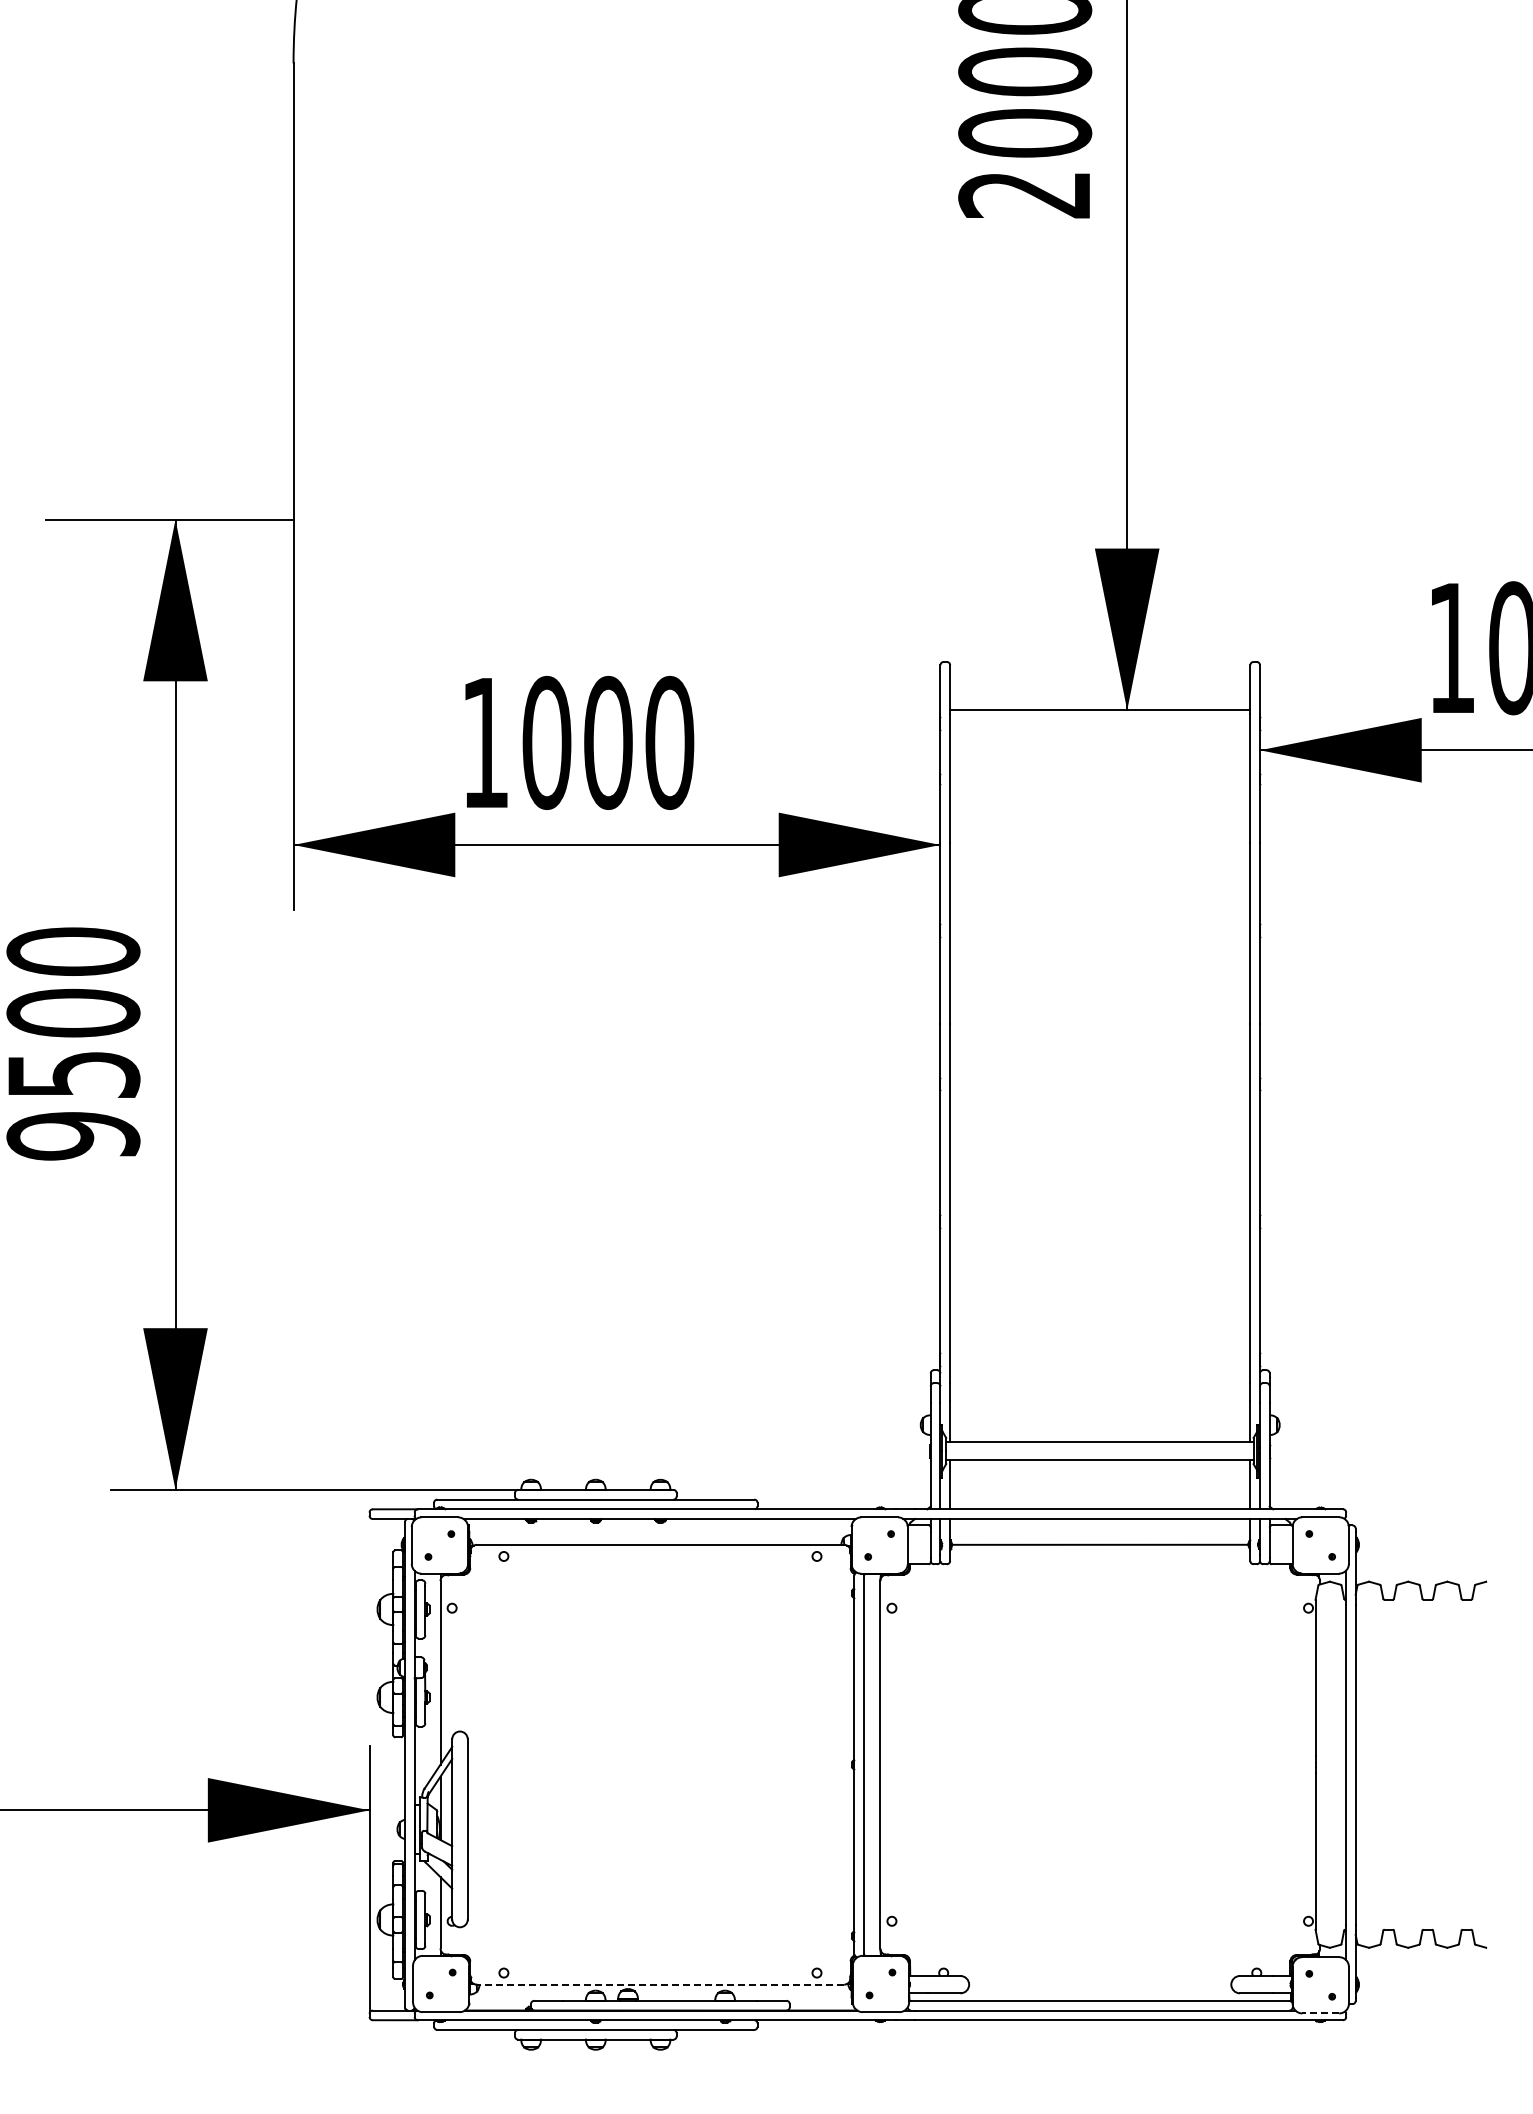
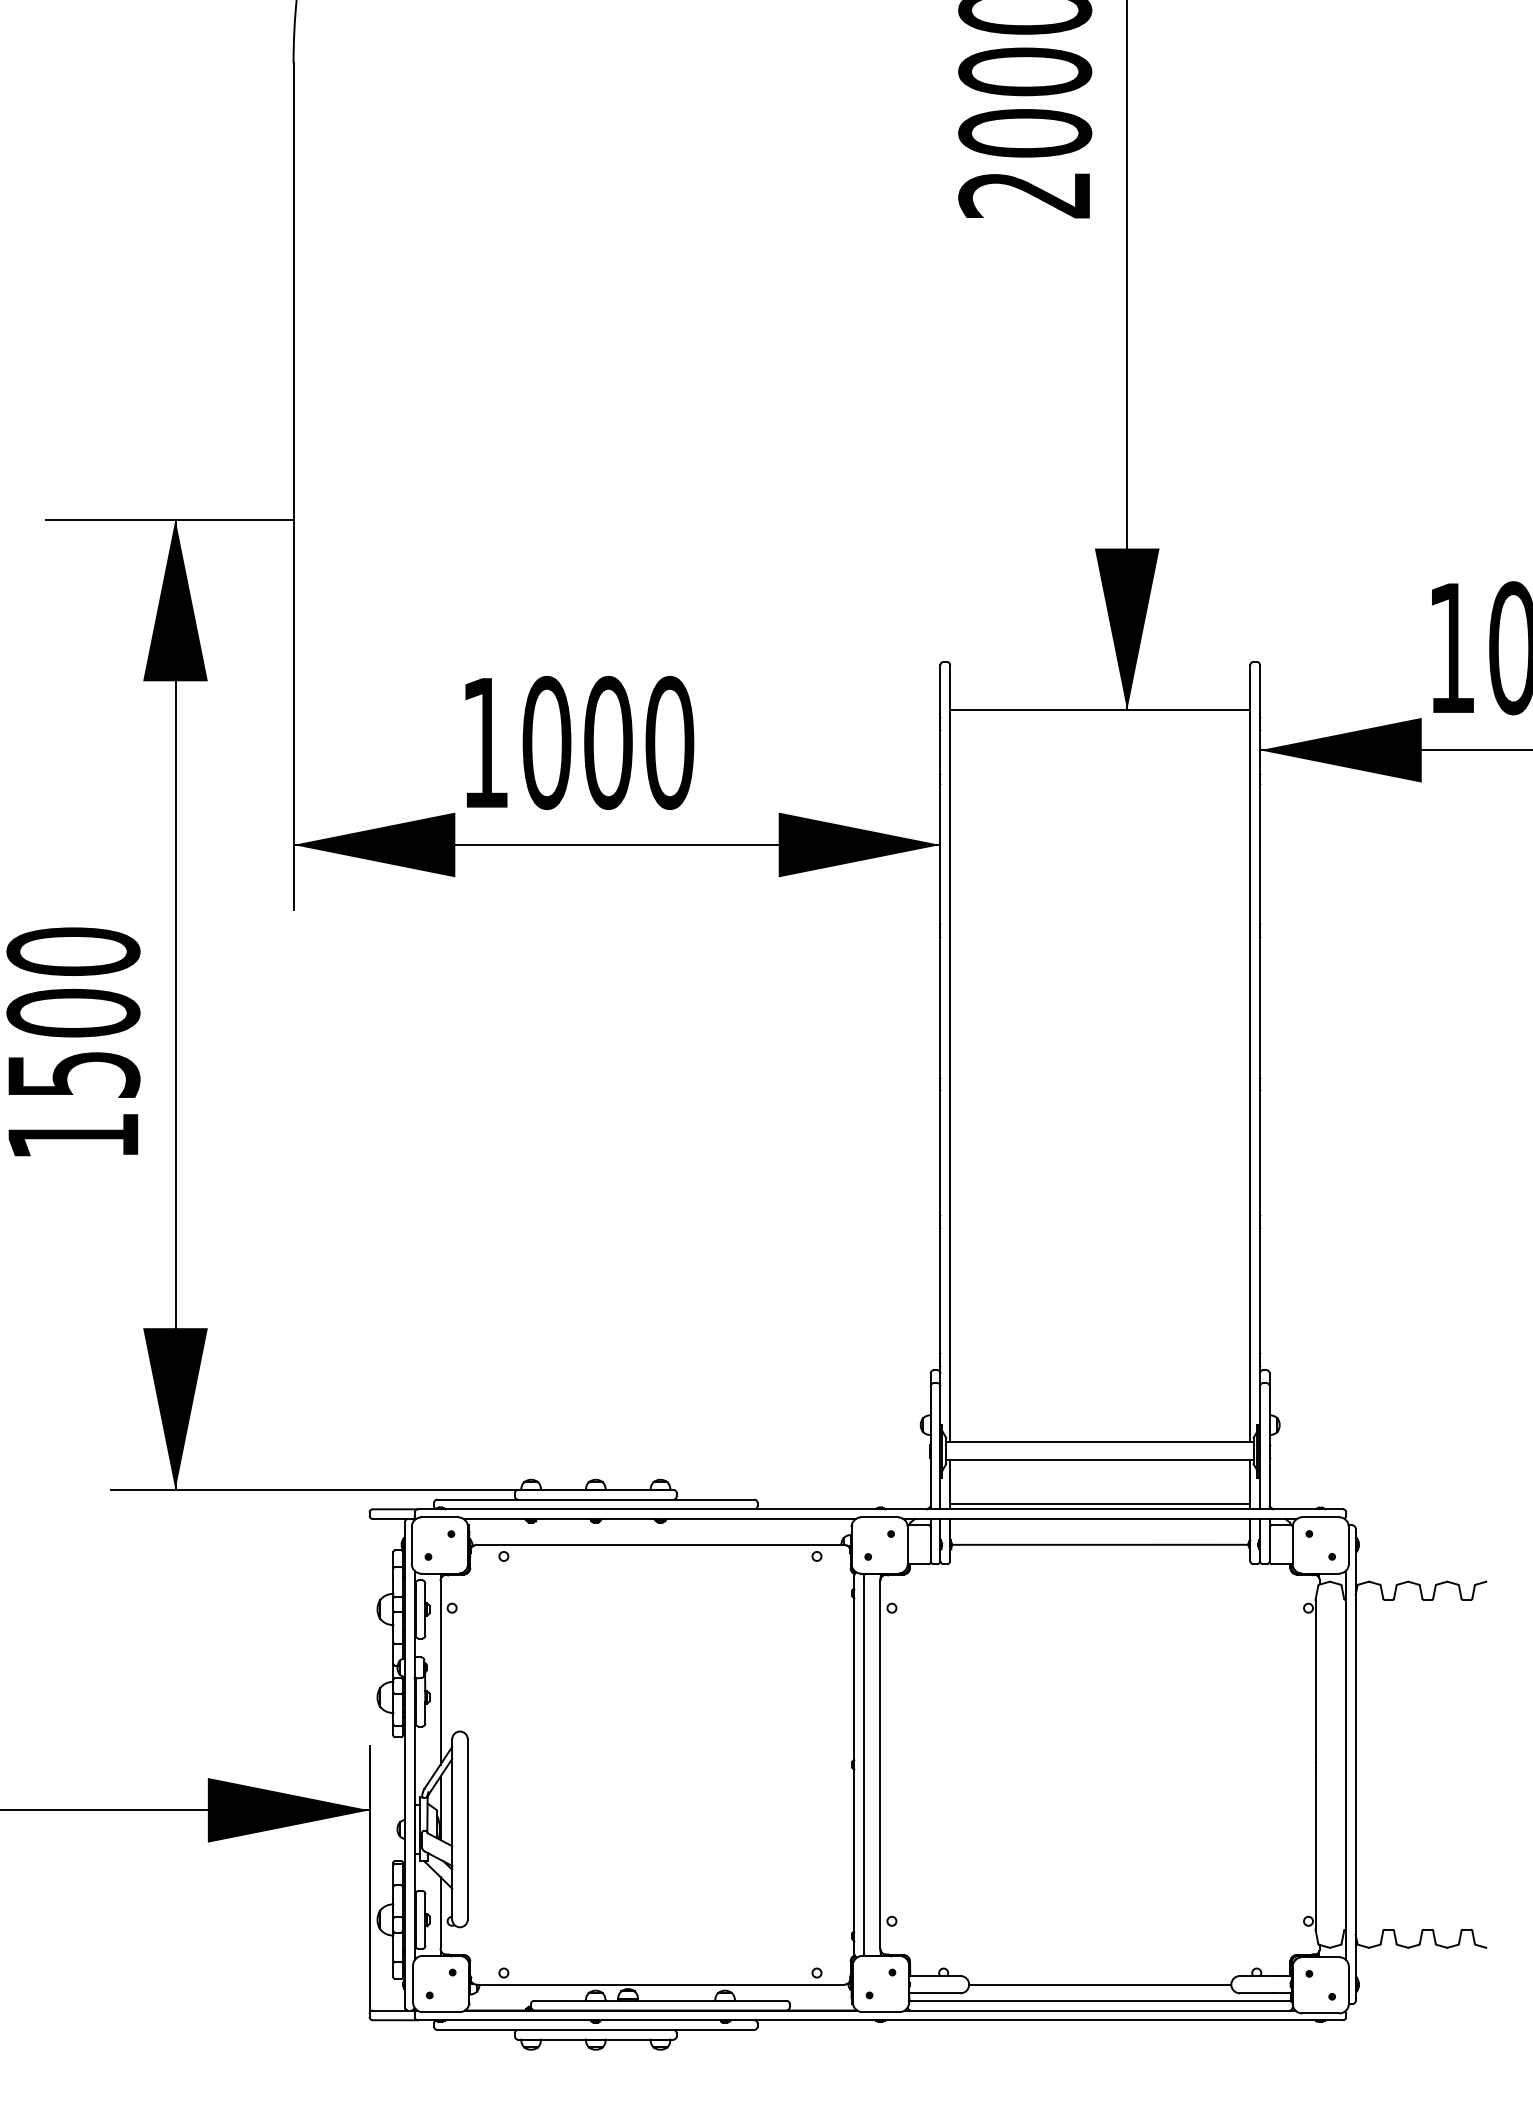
text: 9500 -> 1500 (73, 1136)
line: none -> present (1100, 1504)
line: dashed -> solid (660, 1984)
line: none -> present (1100, 1984)
line: dashed -> solid (1320, 2013)
